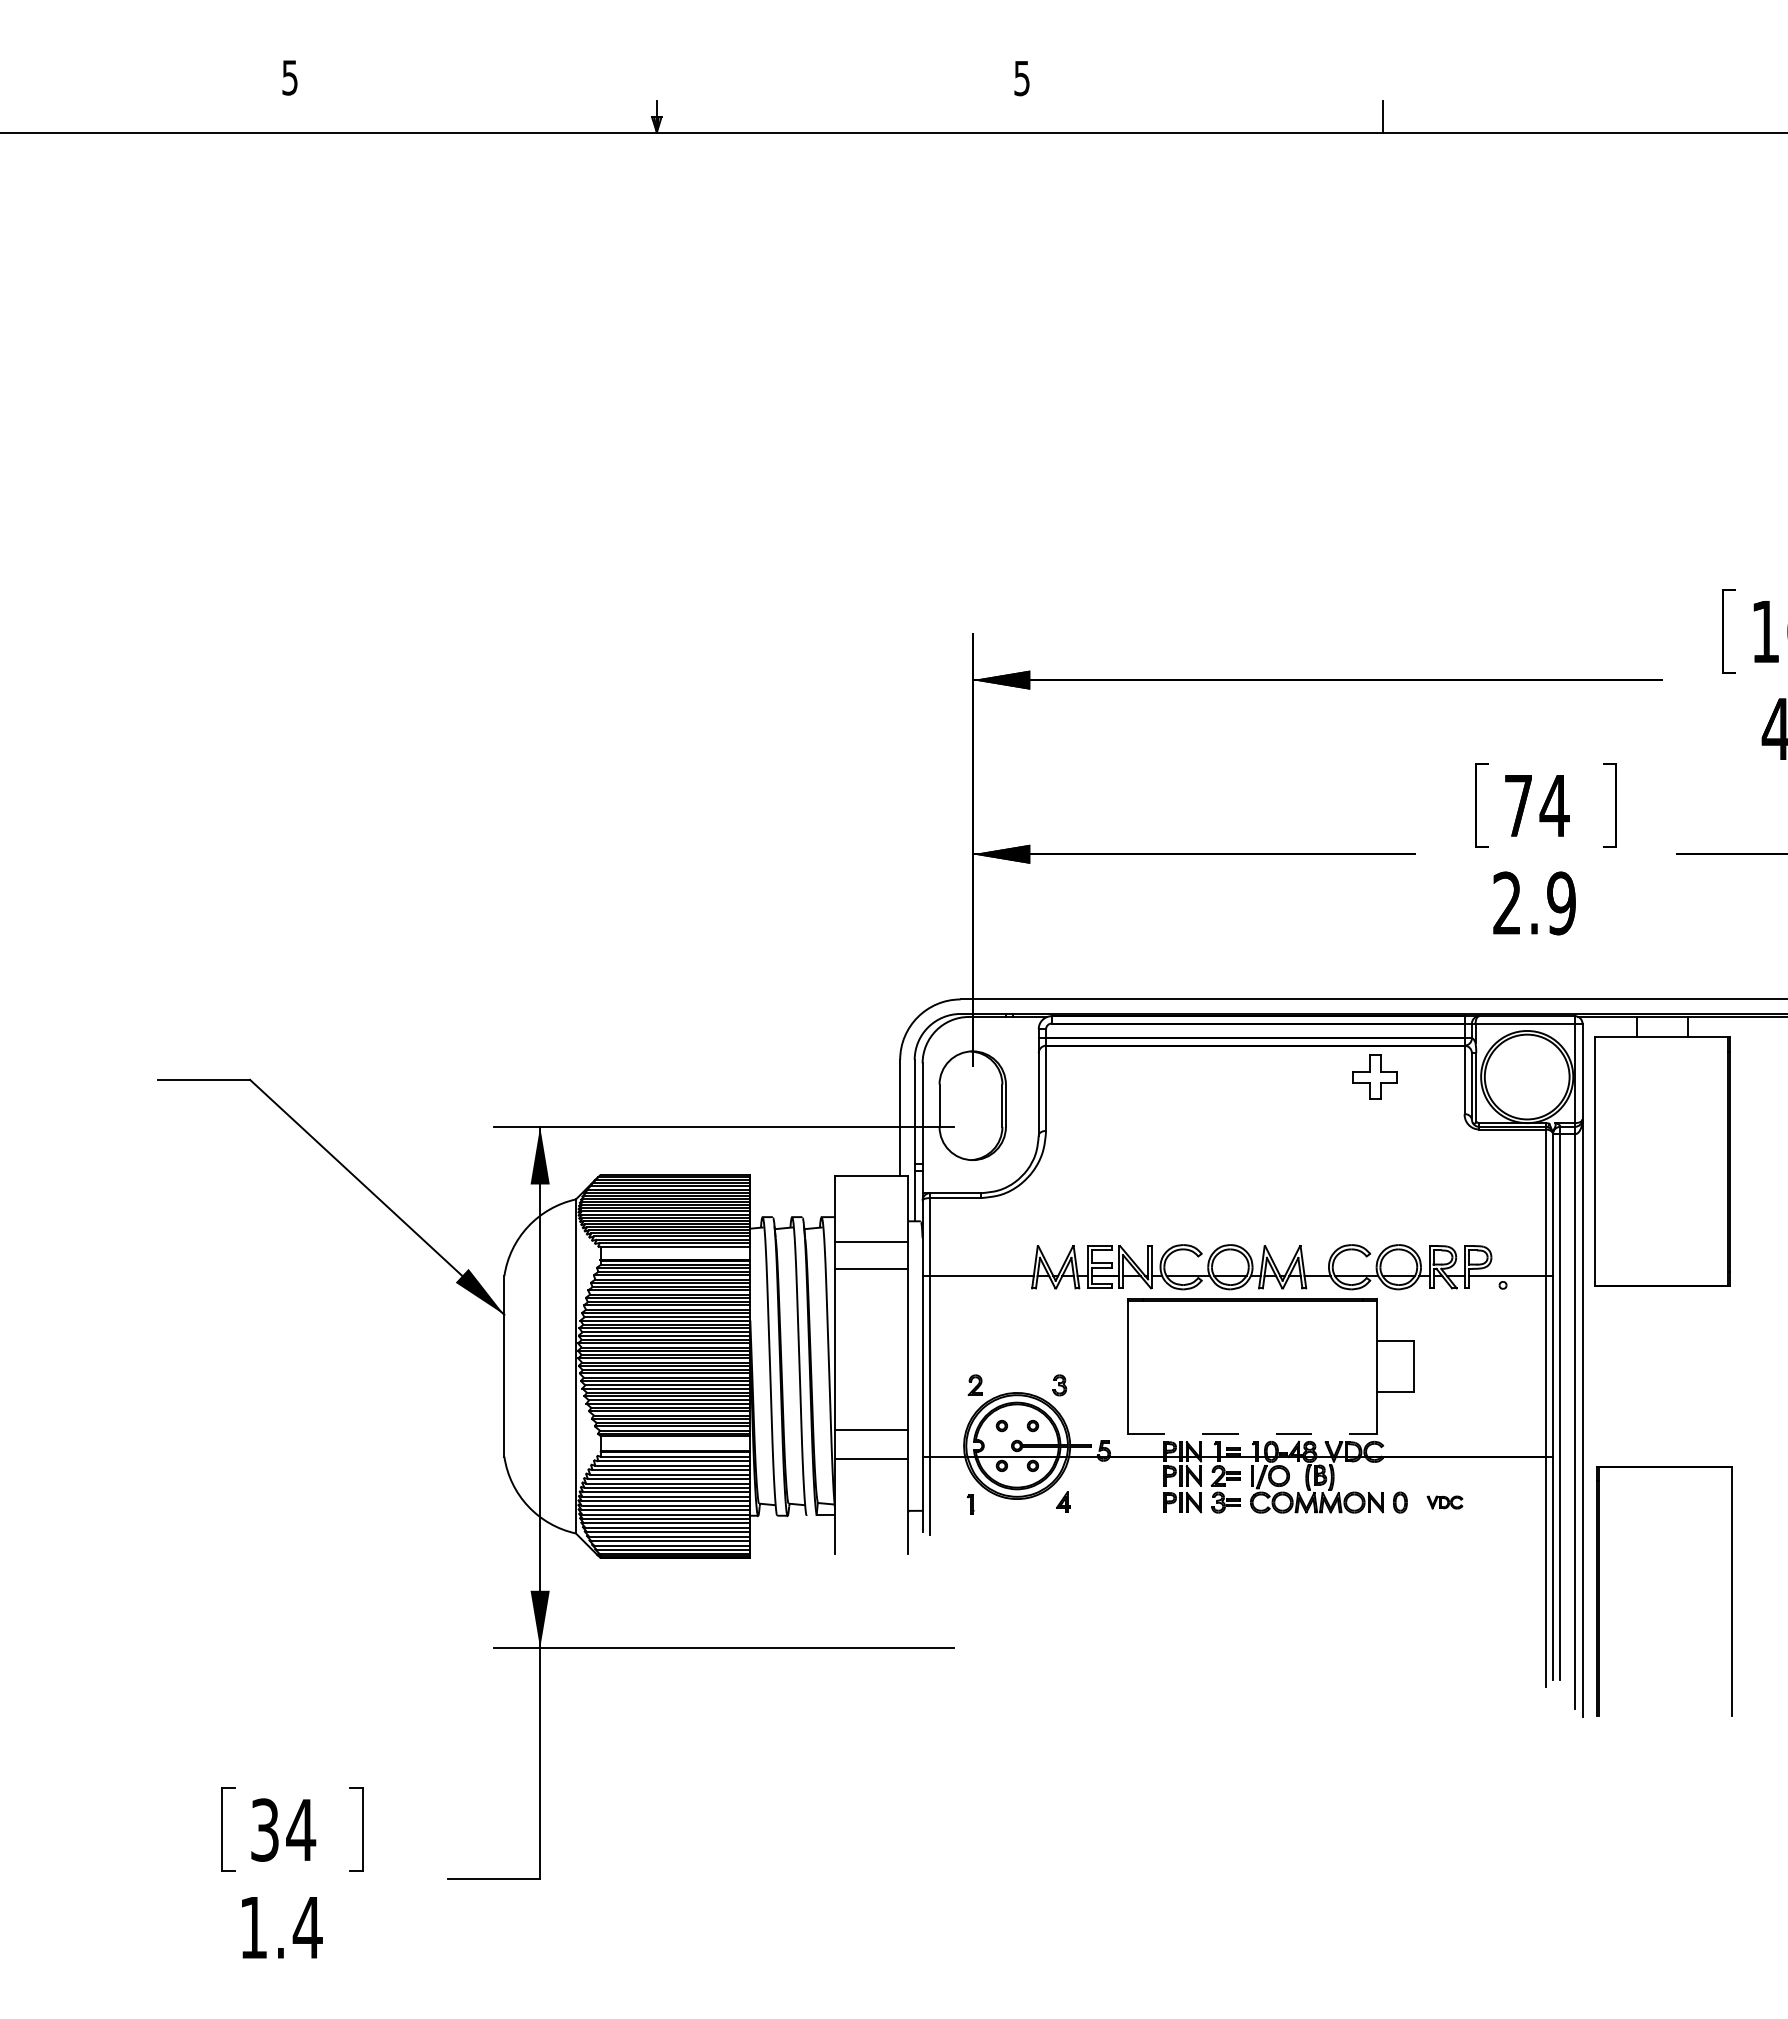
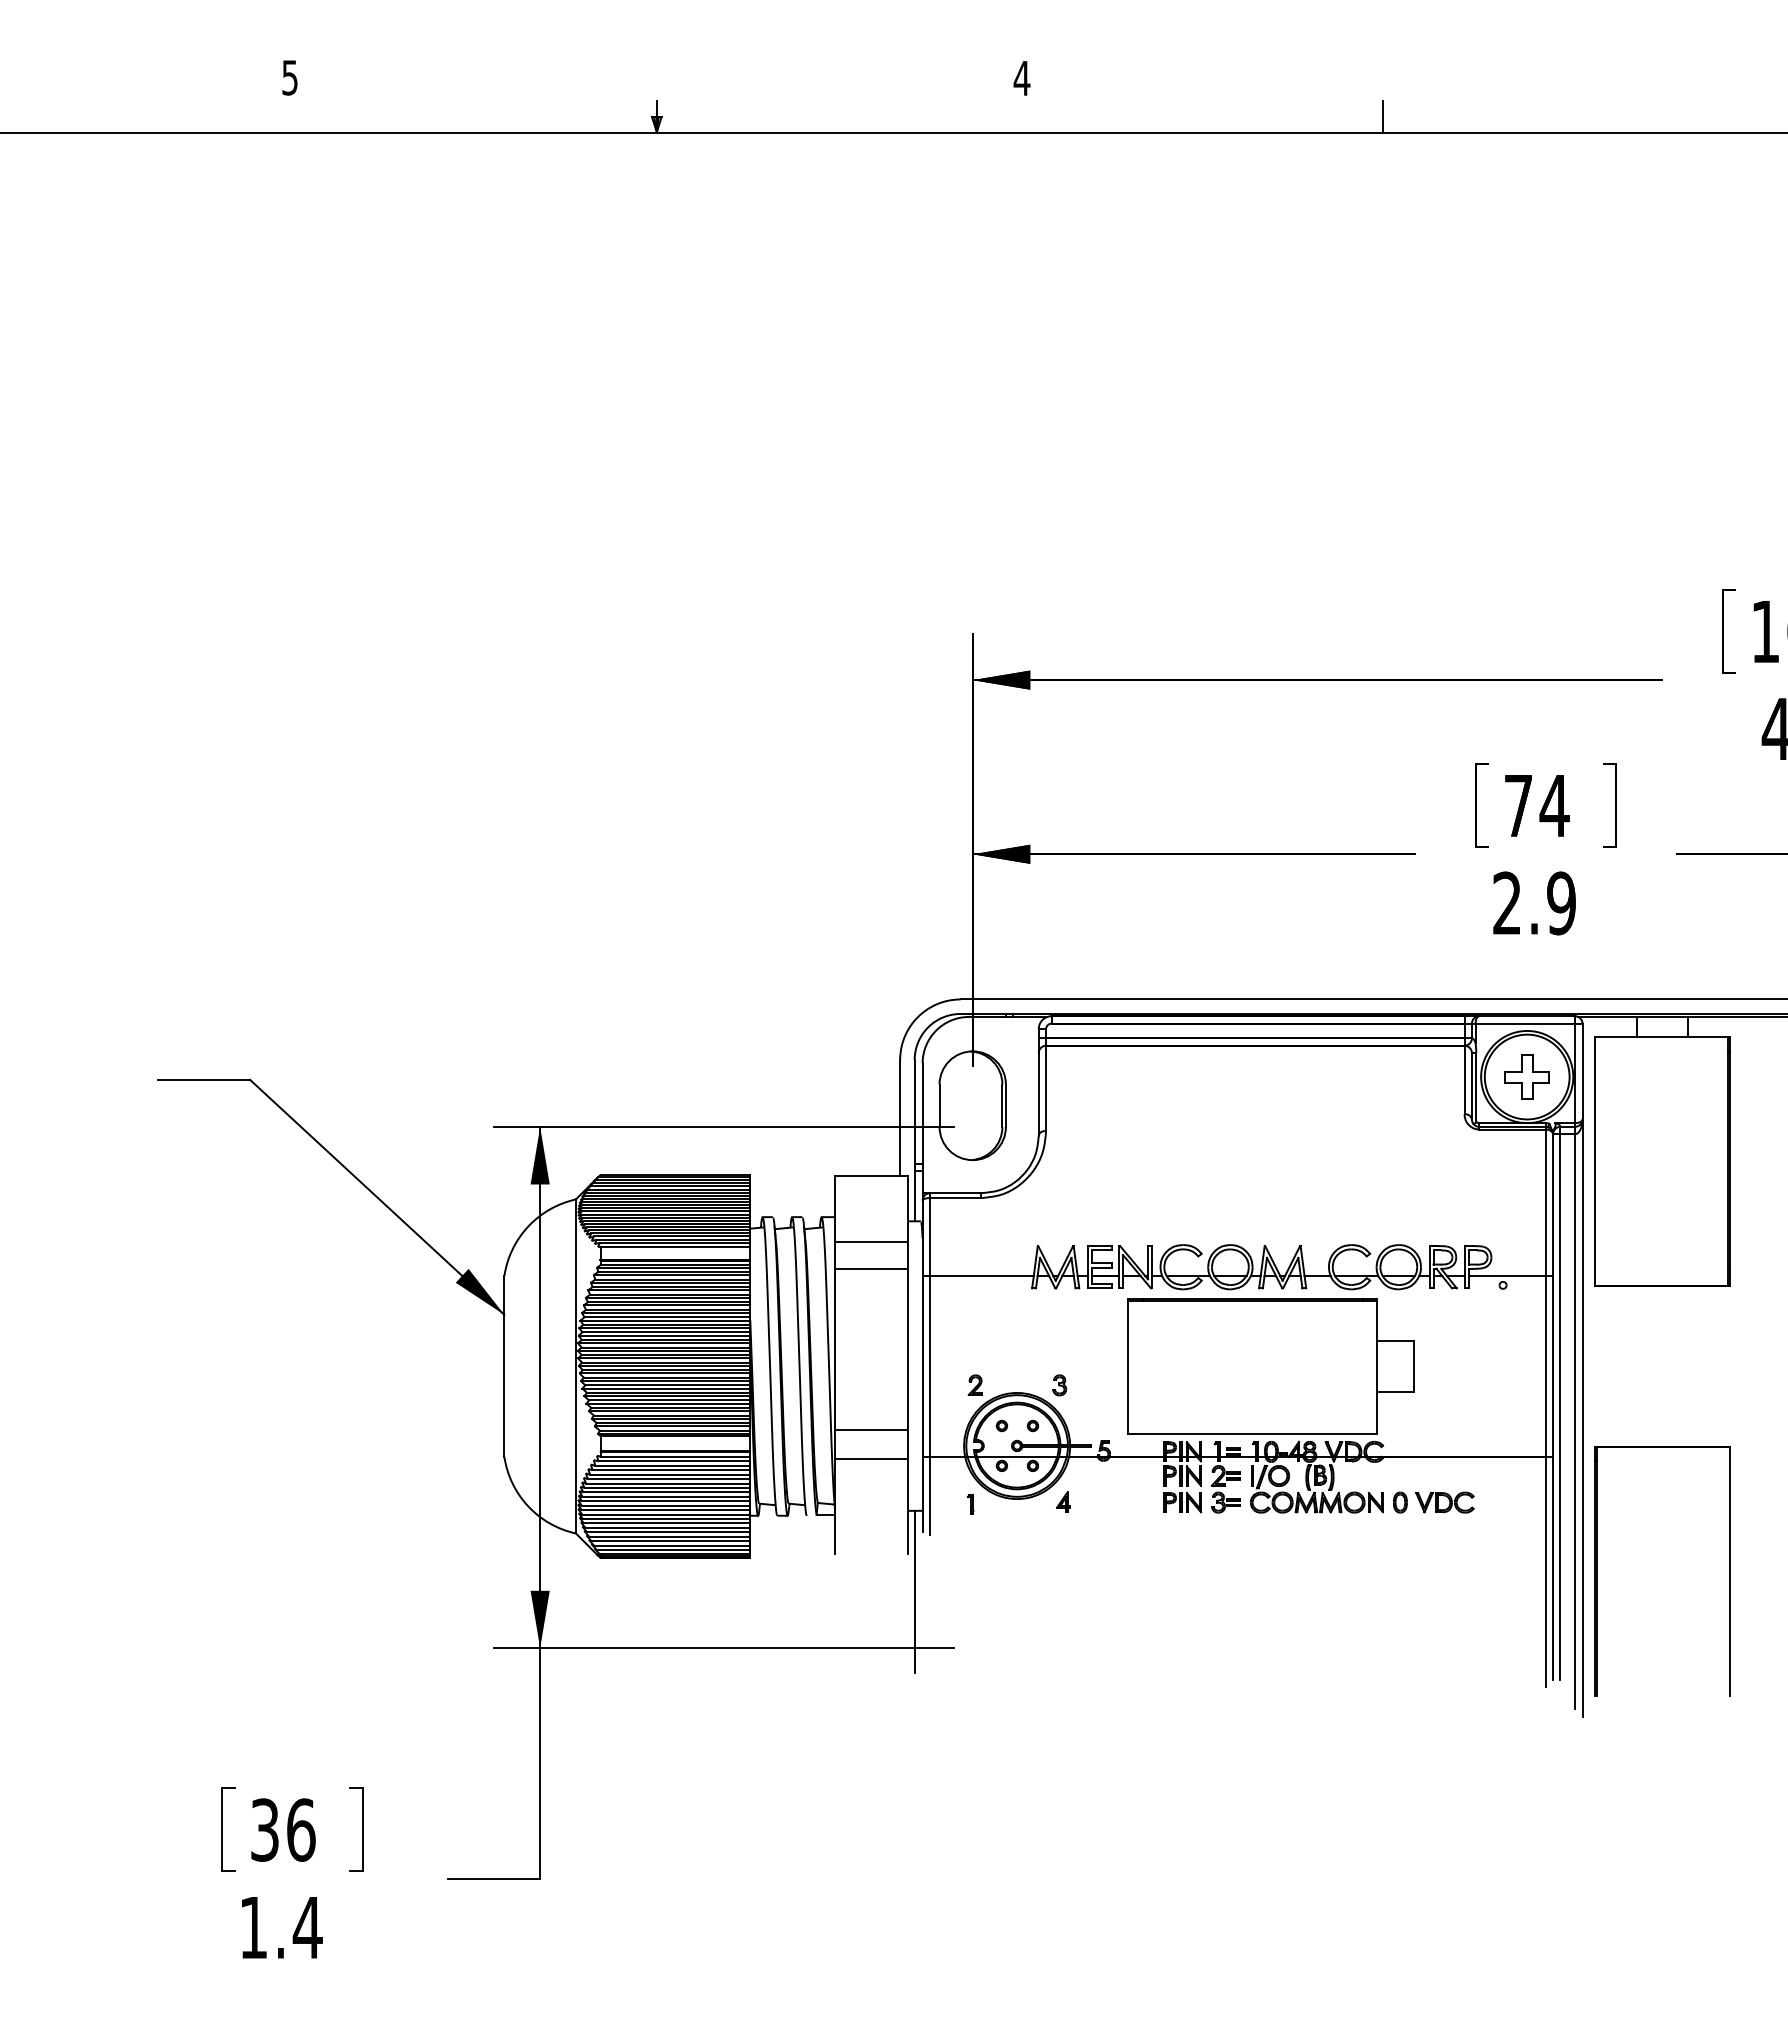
text: 5 -> 4 (1021, 78)
part position: (1374, 1076) -> (1526, 1076) (1526, 1076)
line: dashed -> solid (1253, 1433)
part size: 38x15 px -> 60x23 px (1444, 1502)
line: none -> present (914, 1591)
part position: (1599, 1591) -> (1597, 1571) (1597, 1571)
text: 34 -> 36 (301, 1829)
